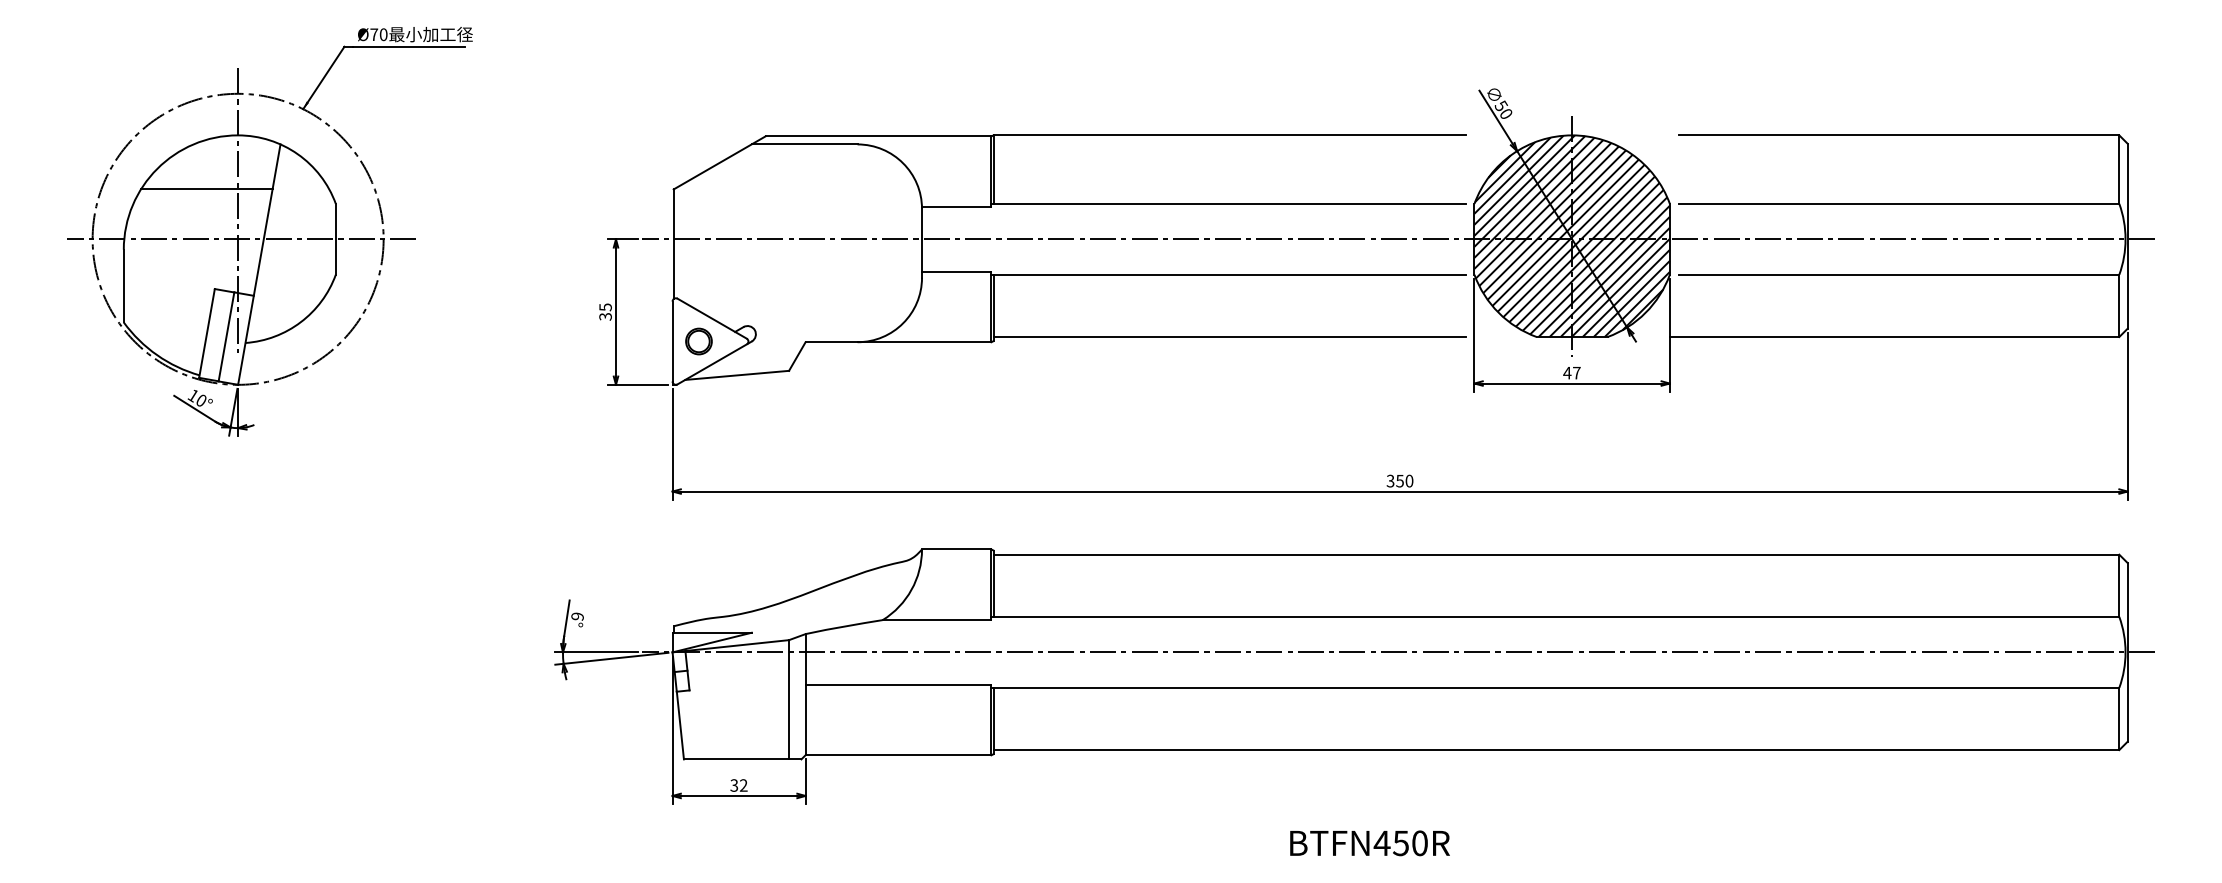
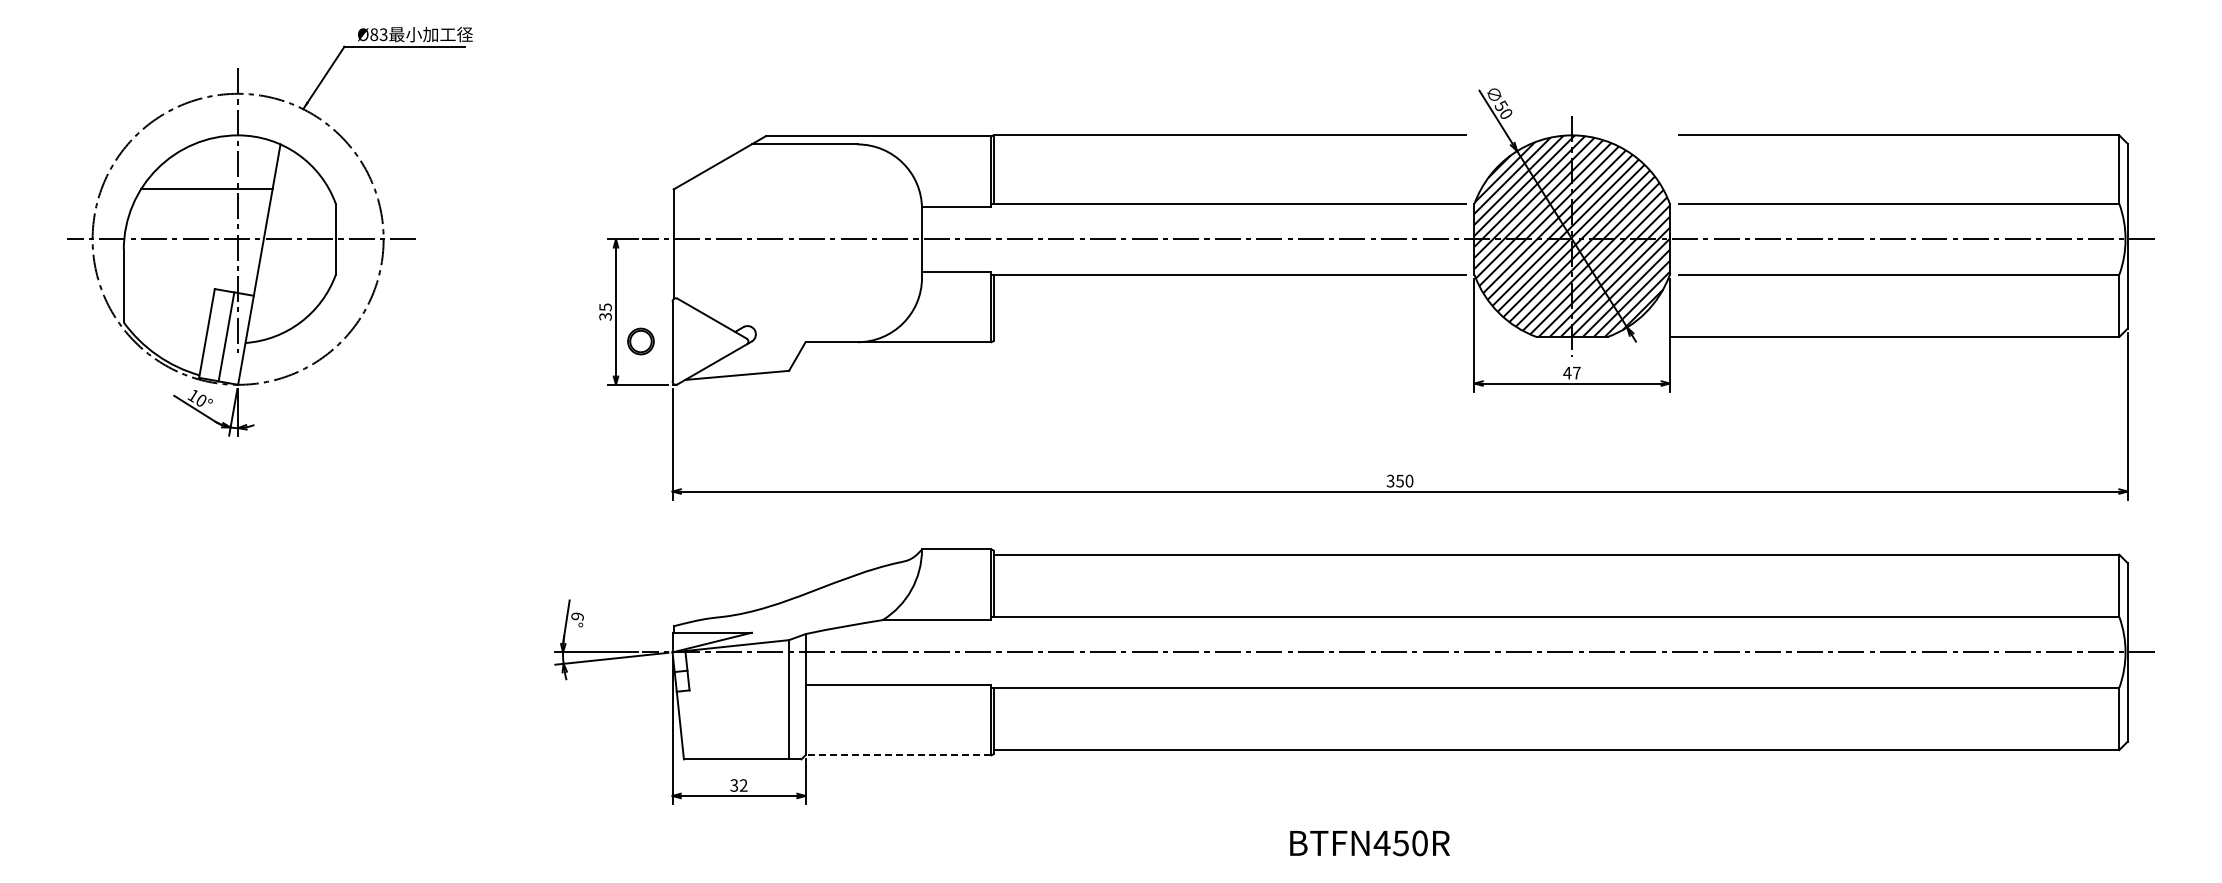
text: Ø70 -> Ø83 (378, 34)
line: present -> none (1229, 337)
part position: (698, 341) -> (640, 341) (640, 341)
line: solid -> dashed (898, 755)
